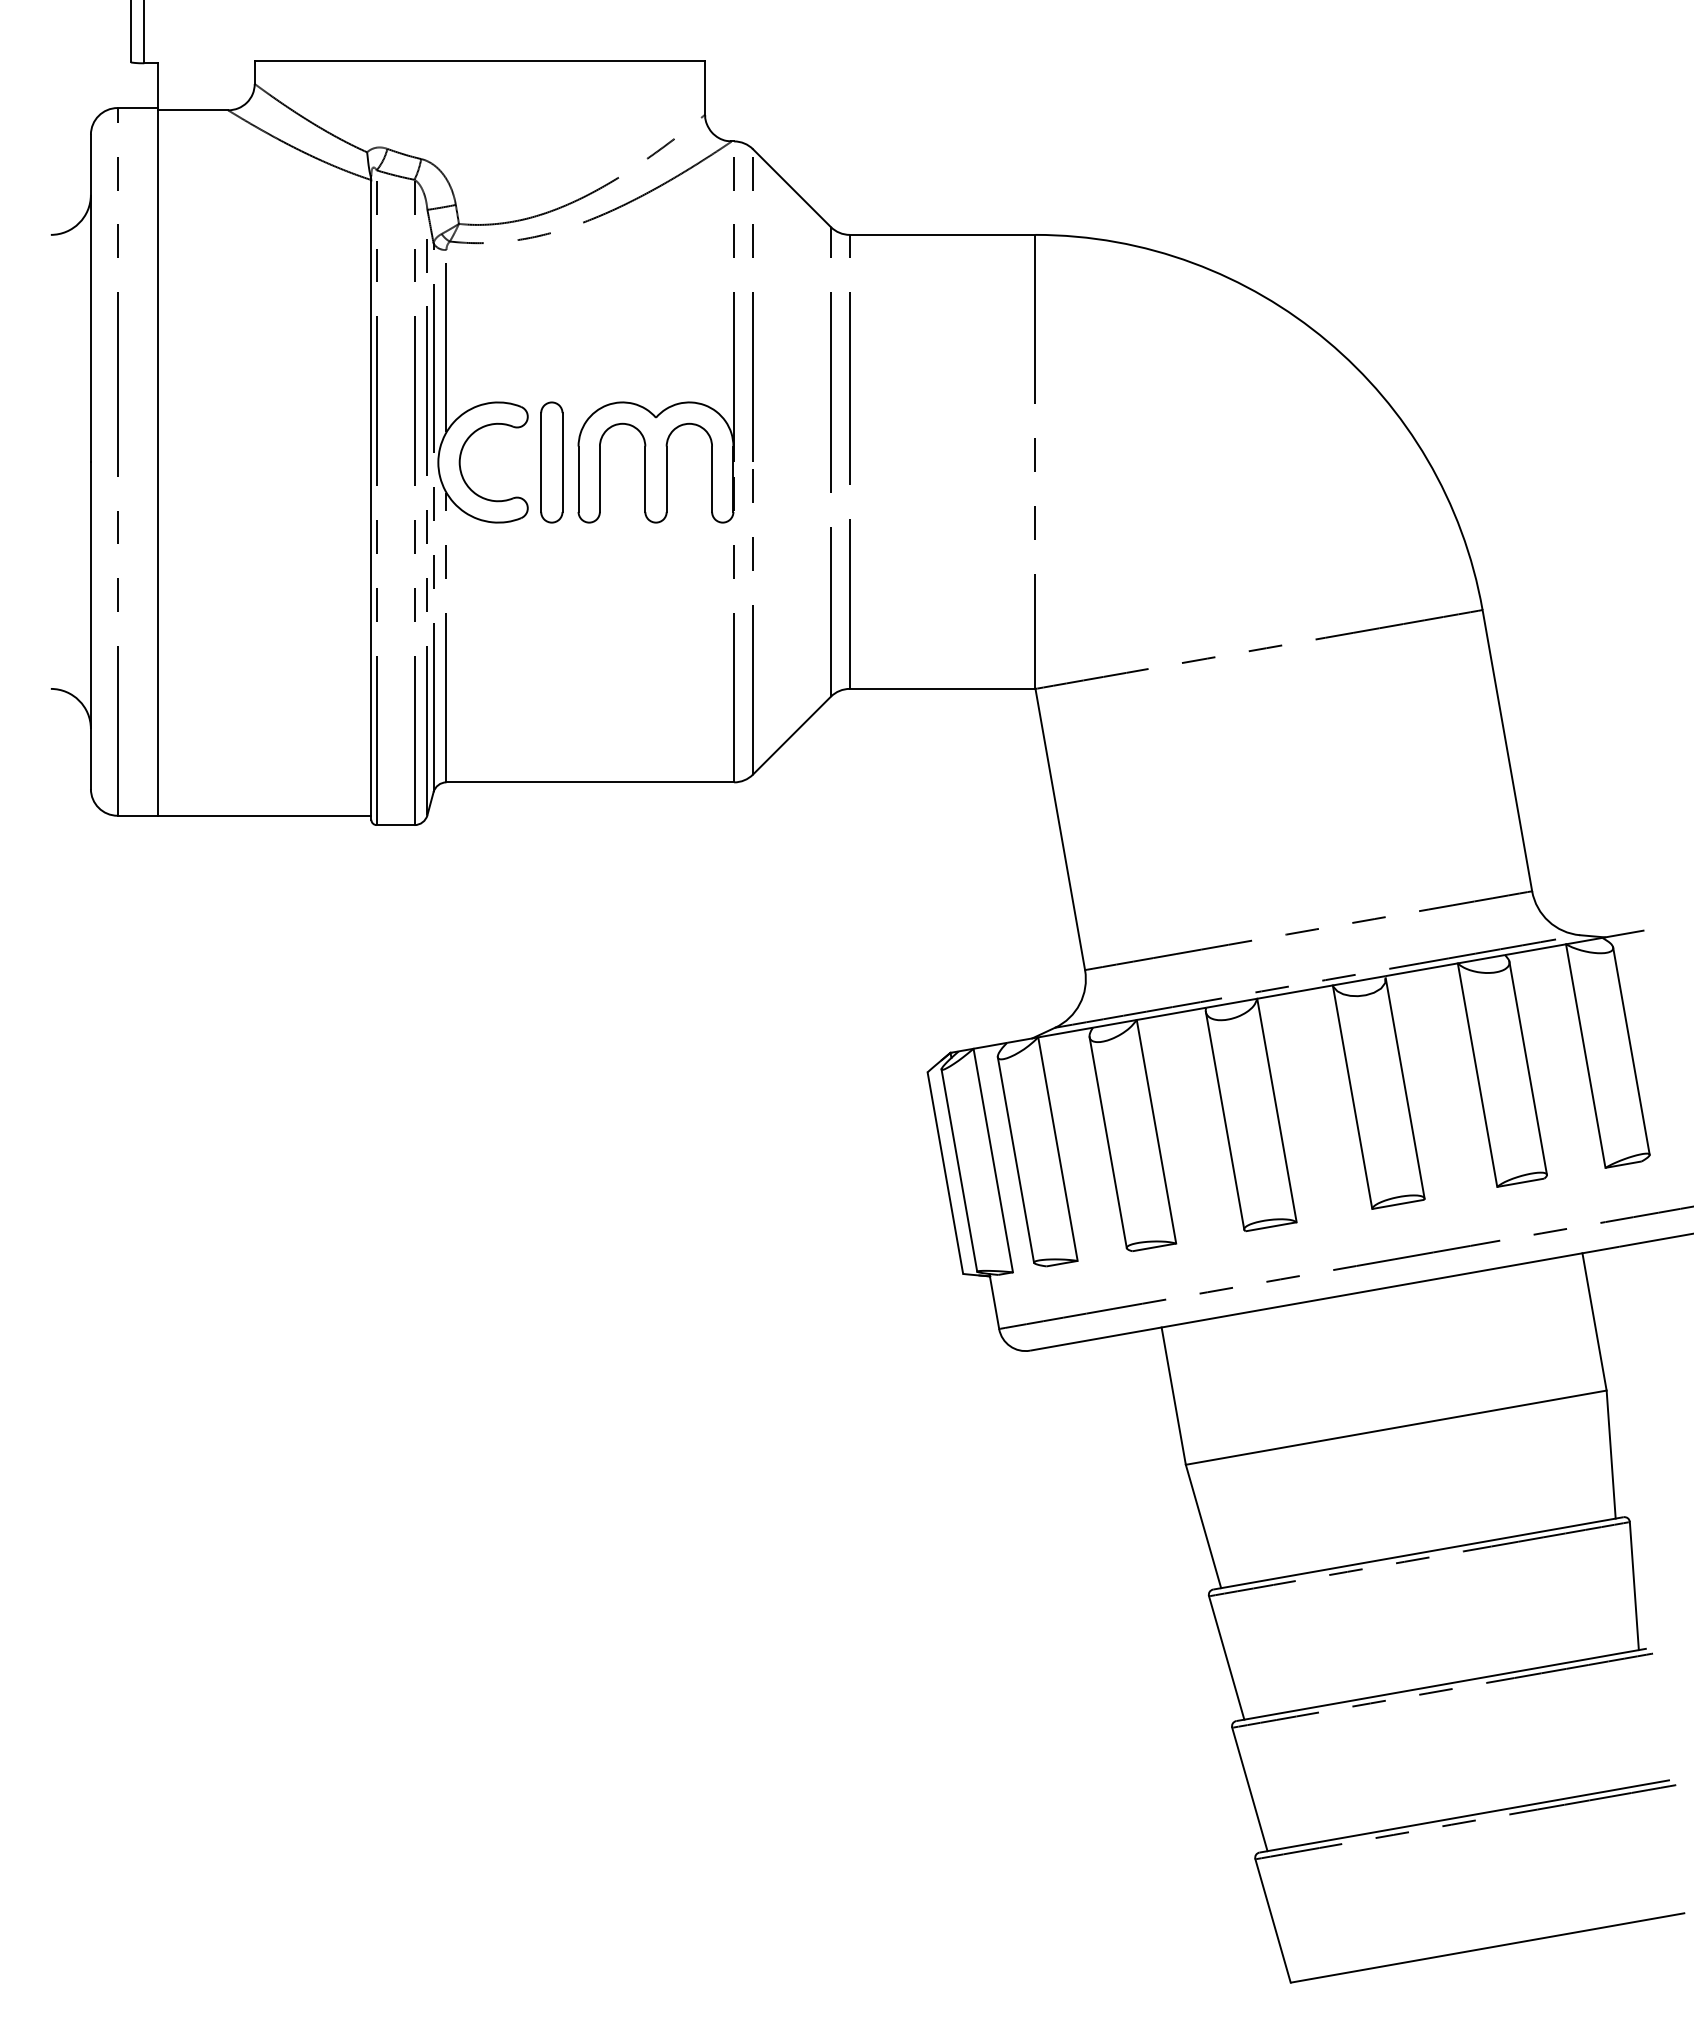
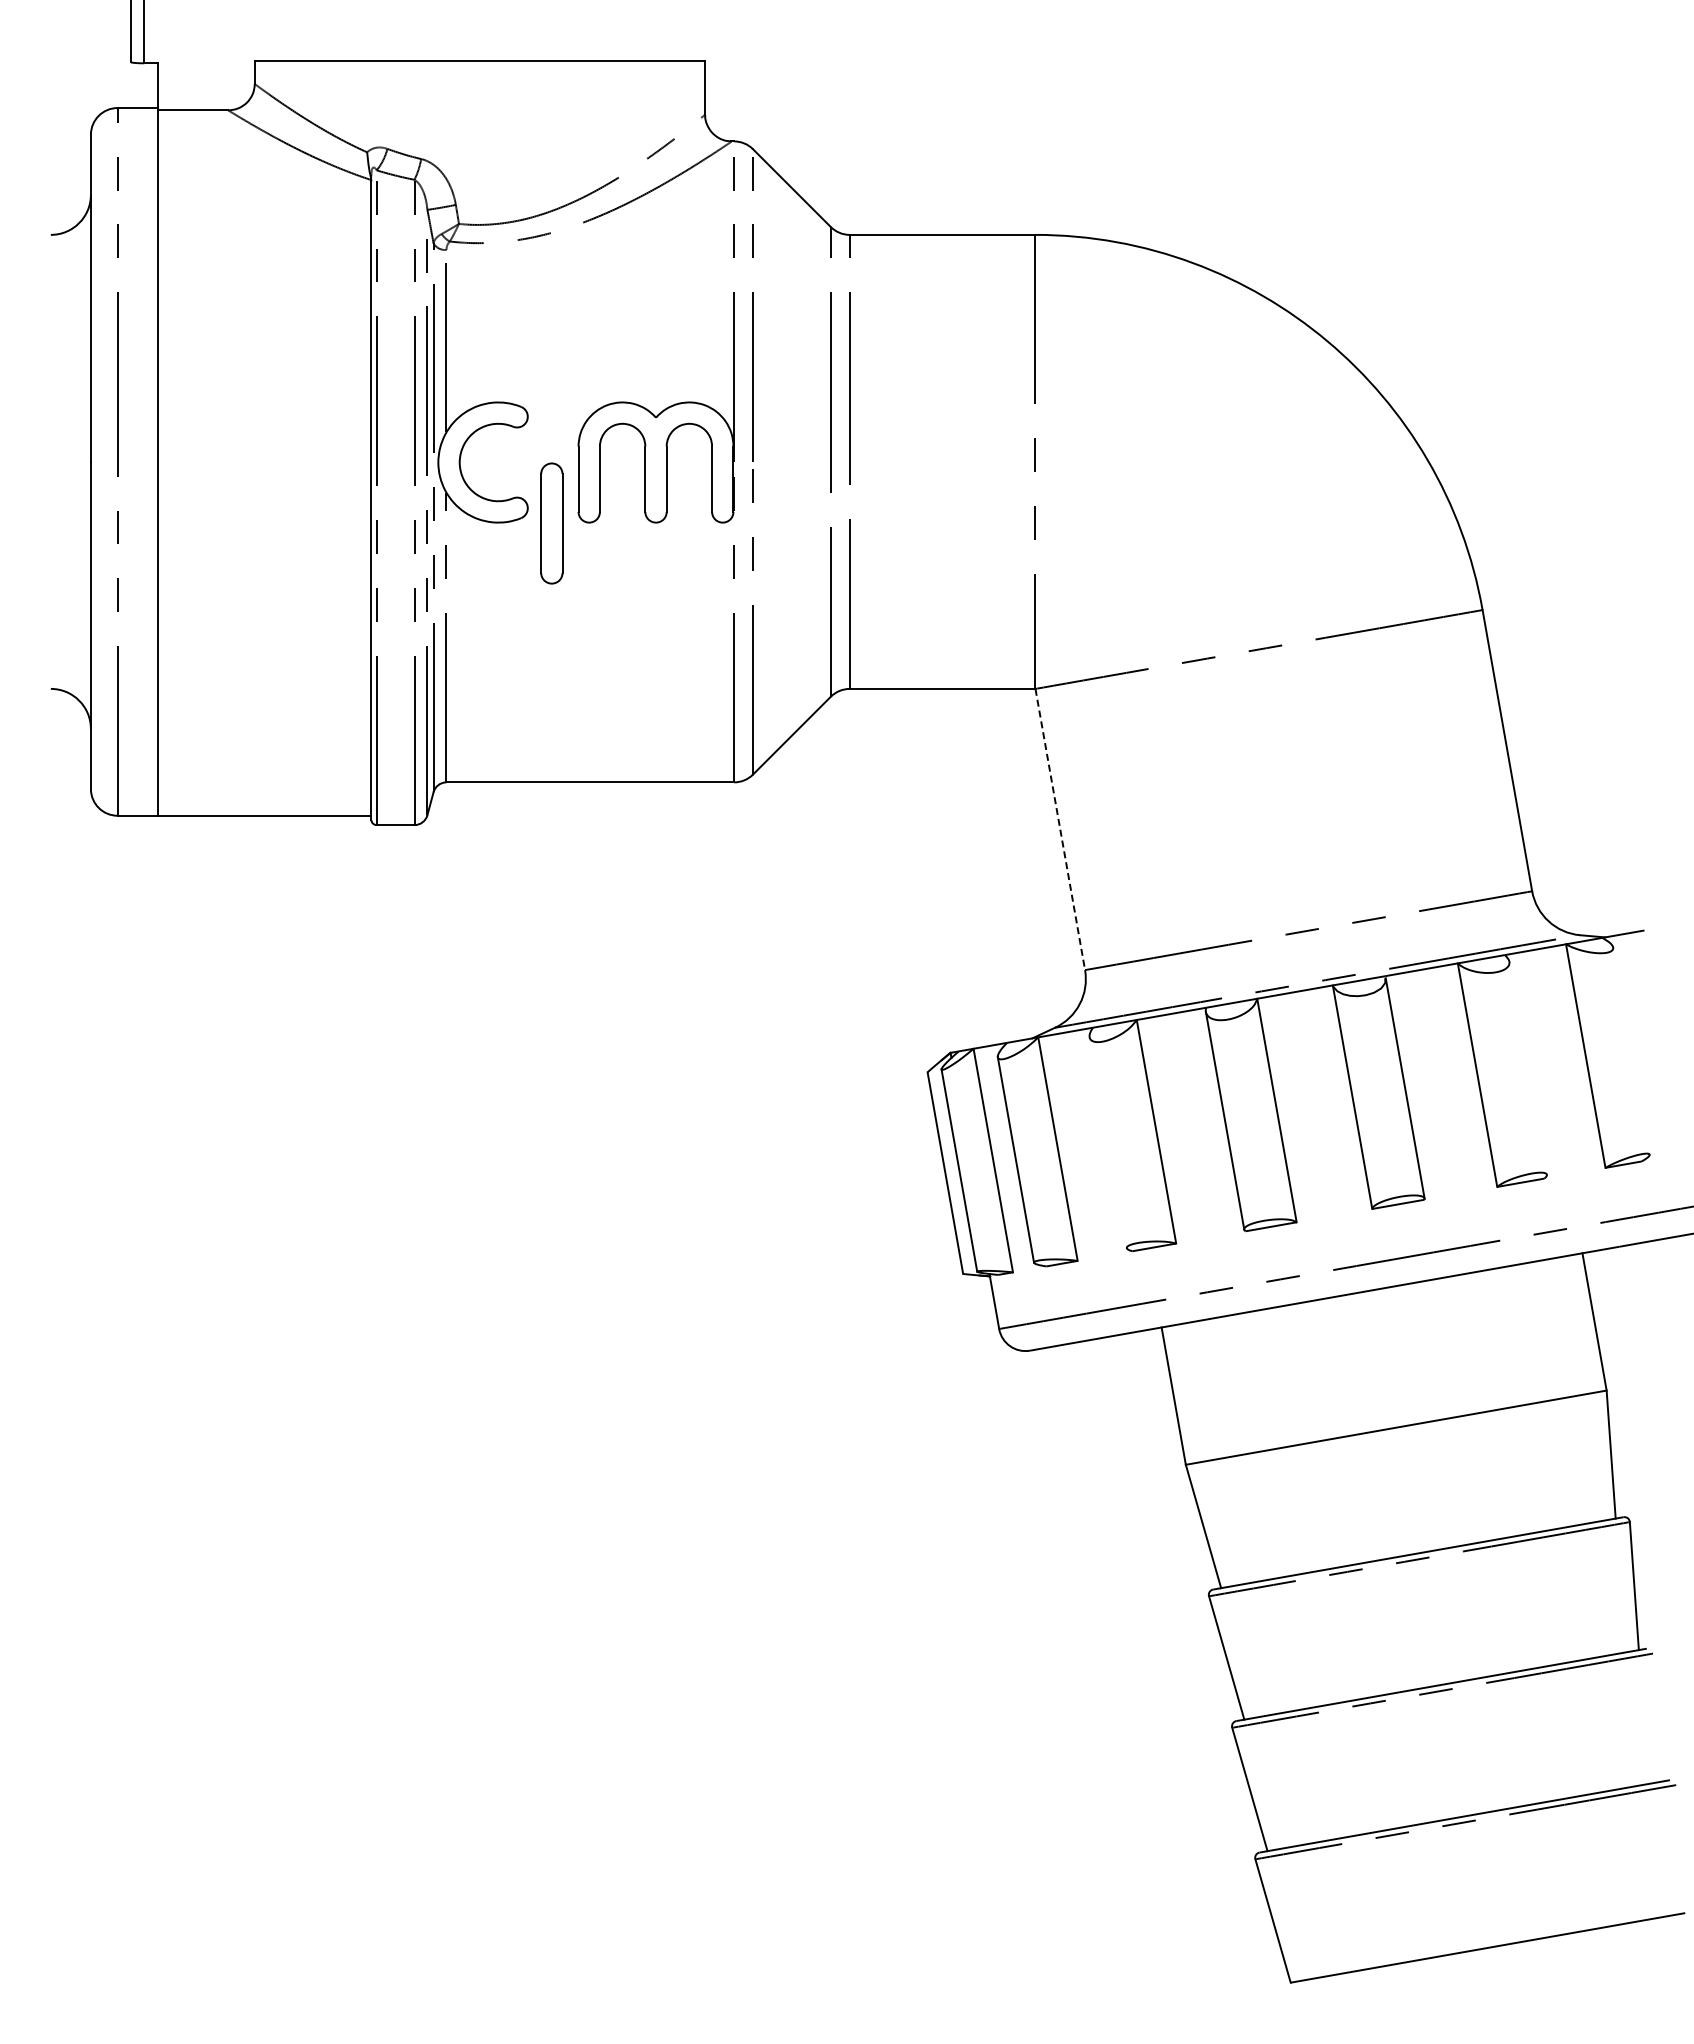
part position: (551, 462) -> (551, 523) (551, 523)
line: solid -> dashed (1060, 829)
line: present -> none (1631, 1050)
line: present -> none (1527, 1067)
line: present -> none (1107, 1142)
